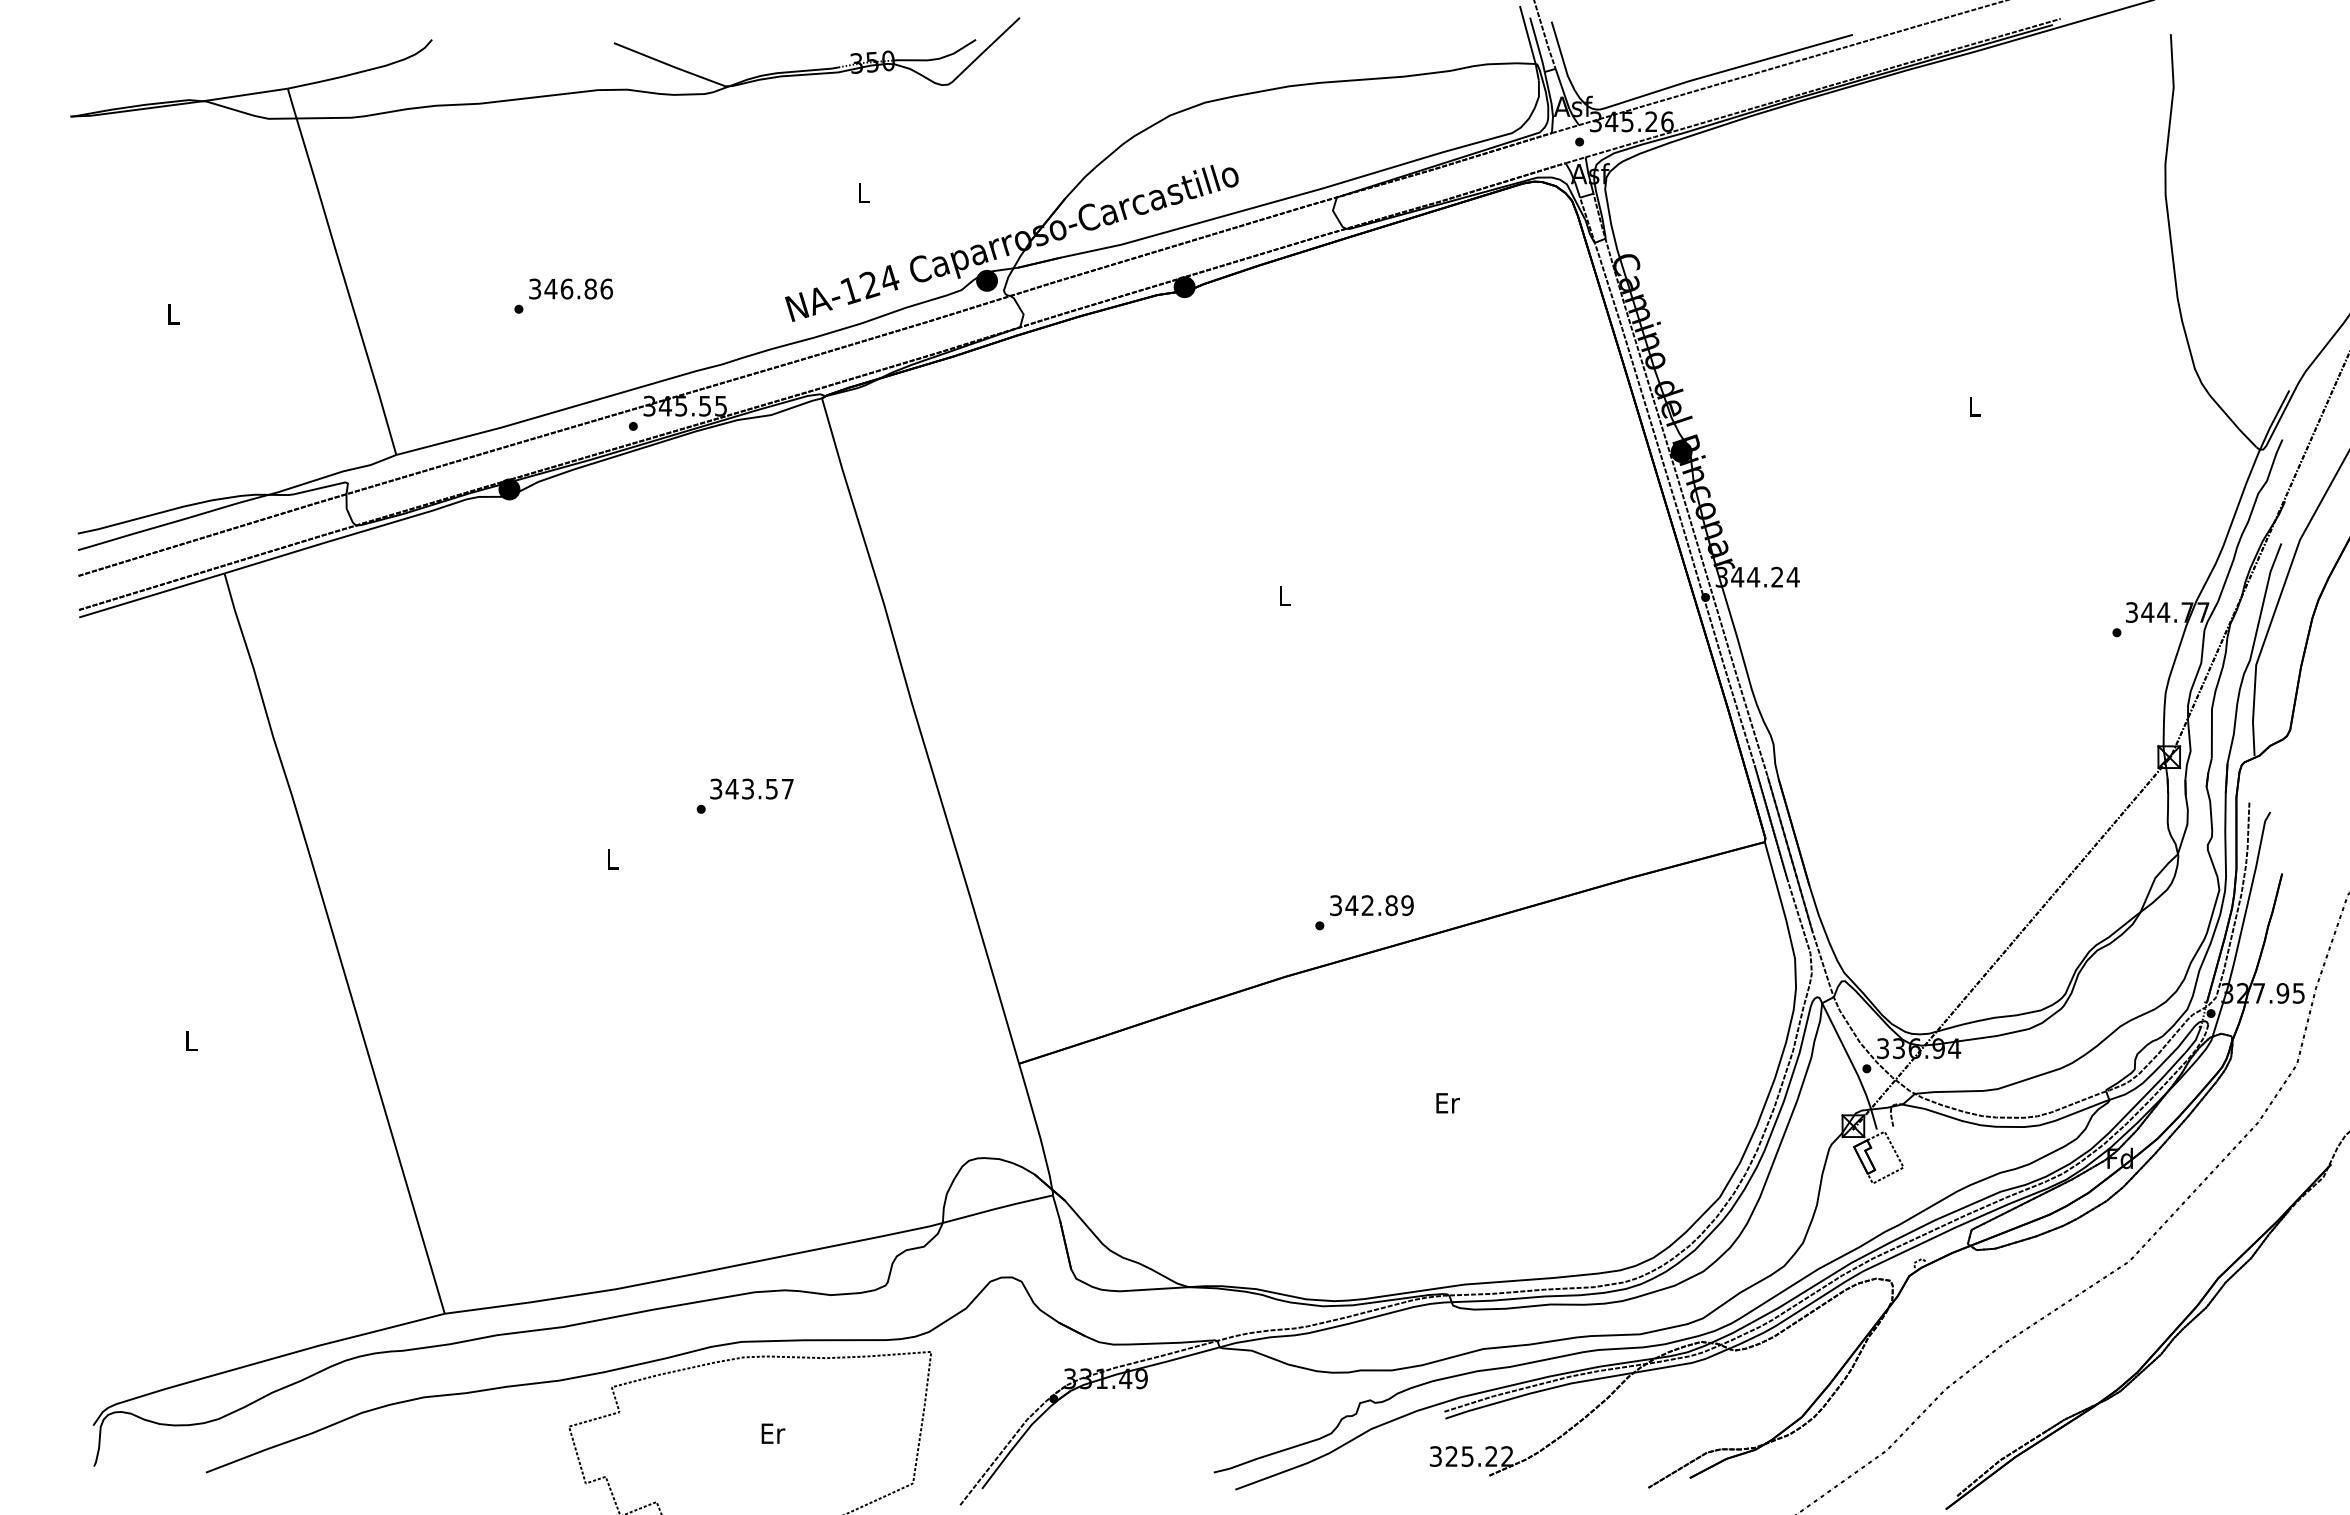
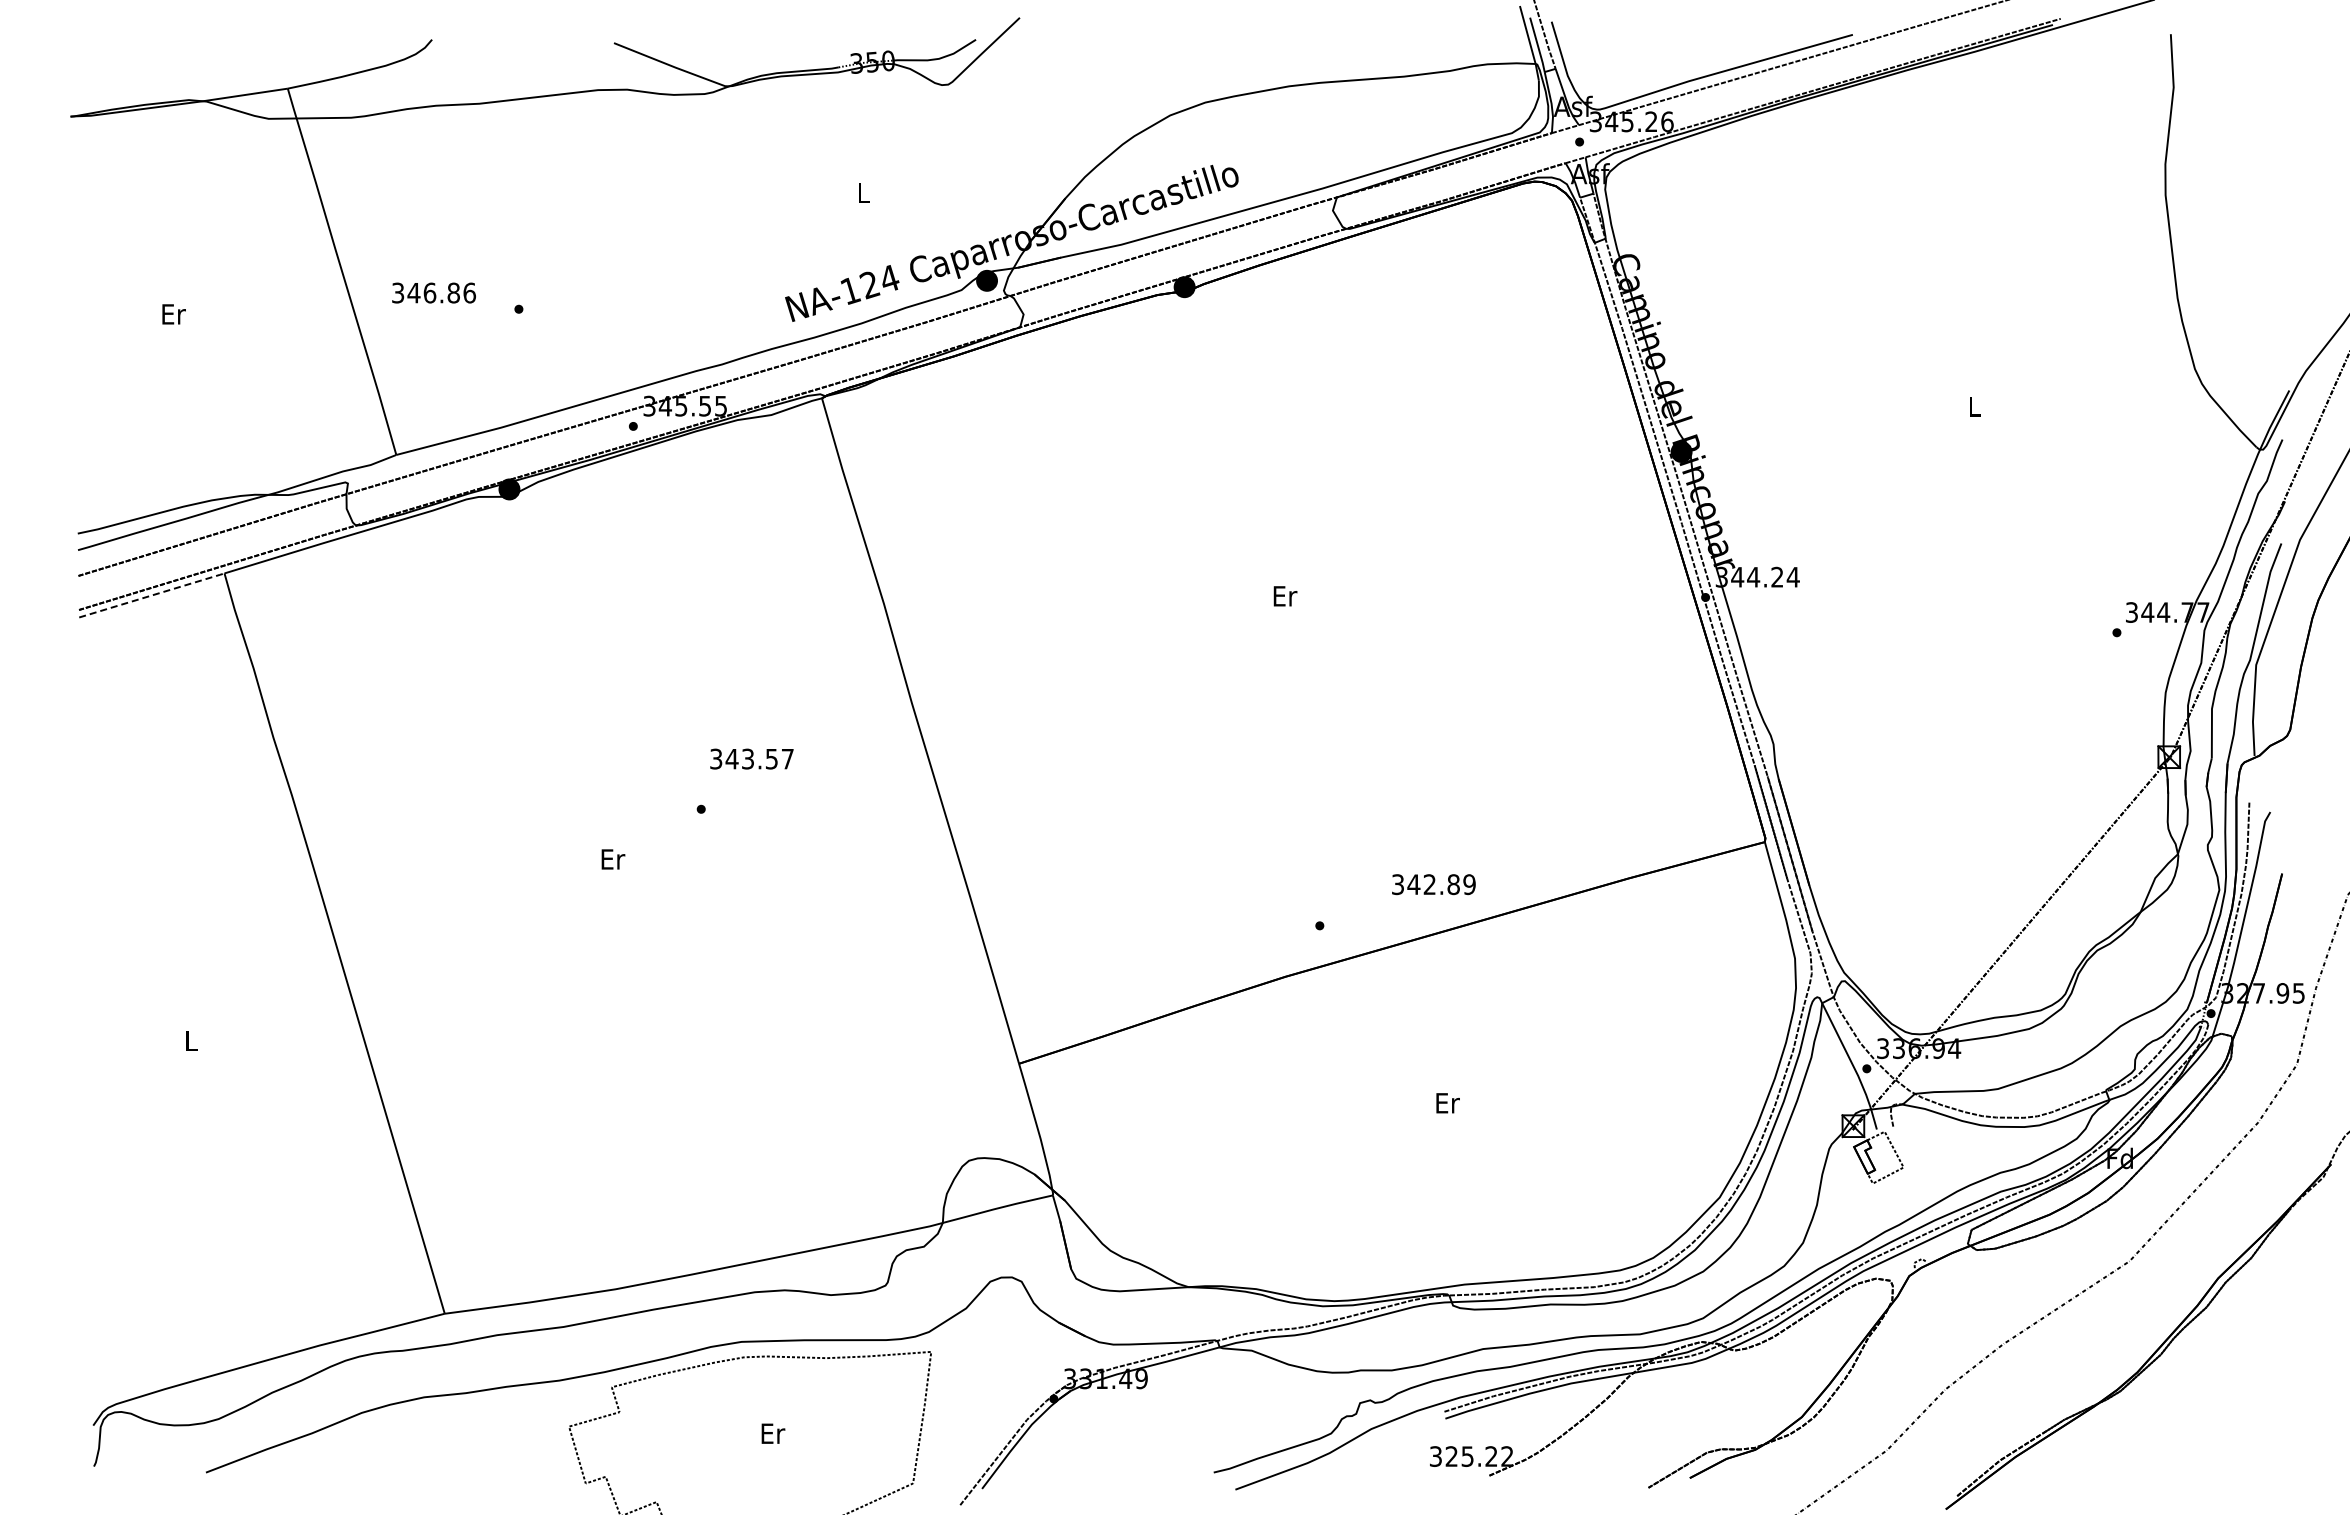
text position: (570, 288) -> (433, 292) (433, 292)
text: L -> Er (173, 314)
line: solid -> dashed (152, 595)
text: L -> Er (1285, 596)
text position: (751, 788) -> (751, 758) (751, 758)
text: L -> Er (613, 859)
text position: (1371, 905) -> (1433, 884) (1433, 884)
